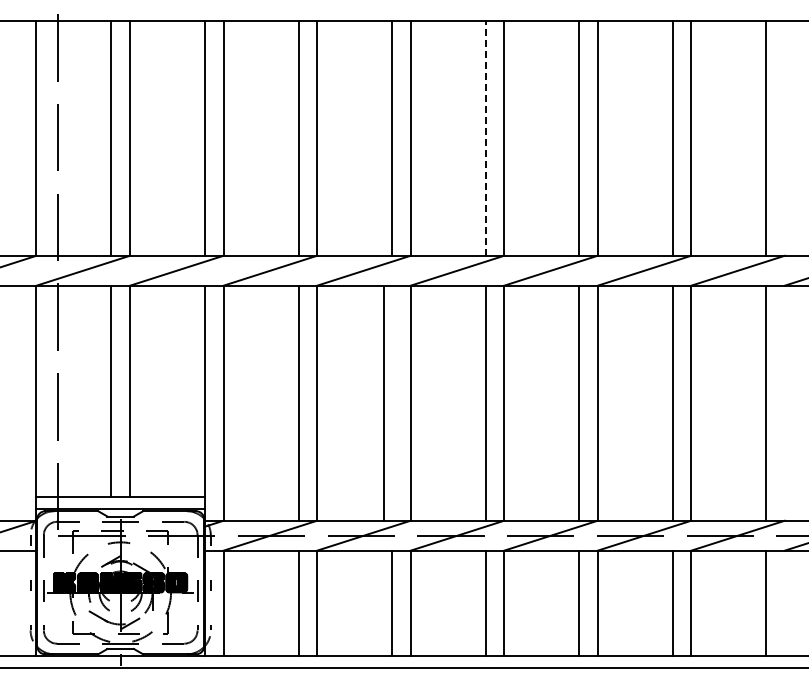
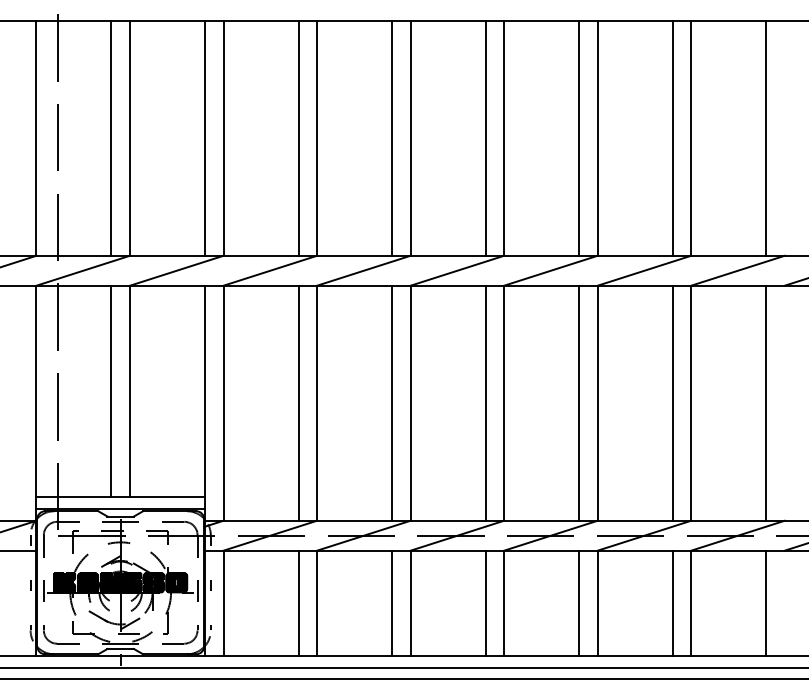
line: dashed -> solid (485, 138)
line position: (384, 402) -> (392, 402) (392, 402)
line: none -> present (403, 678)
